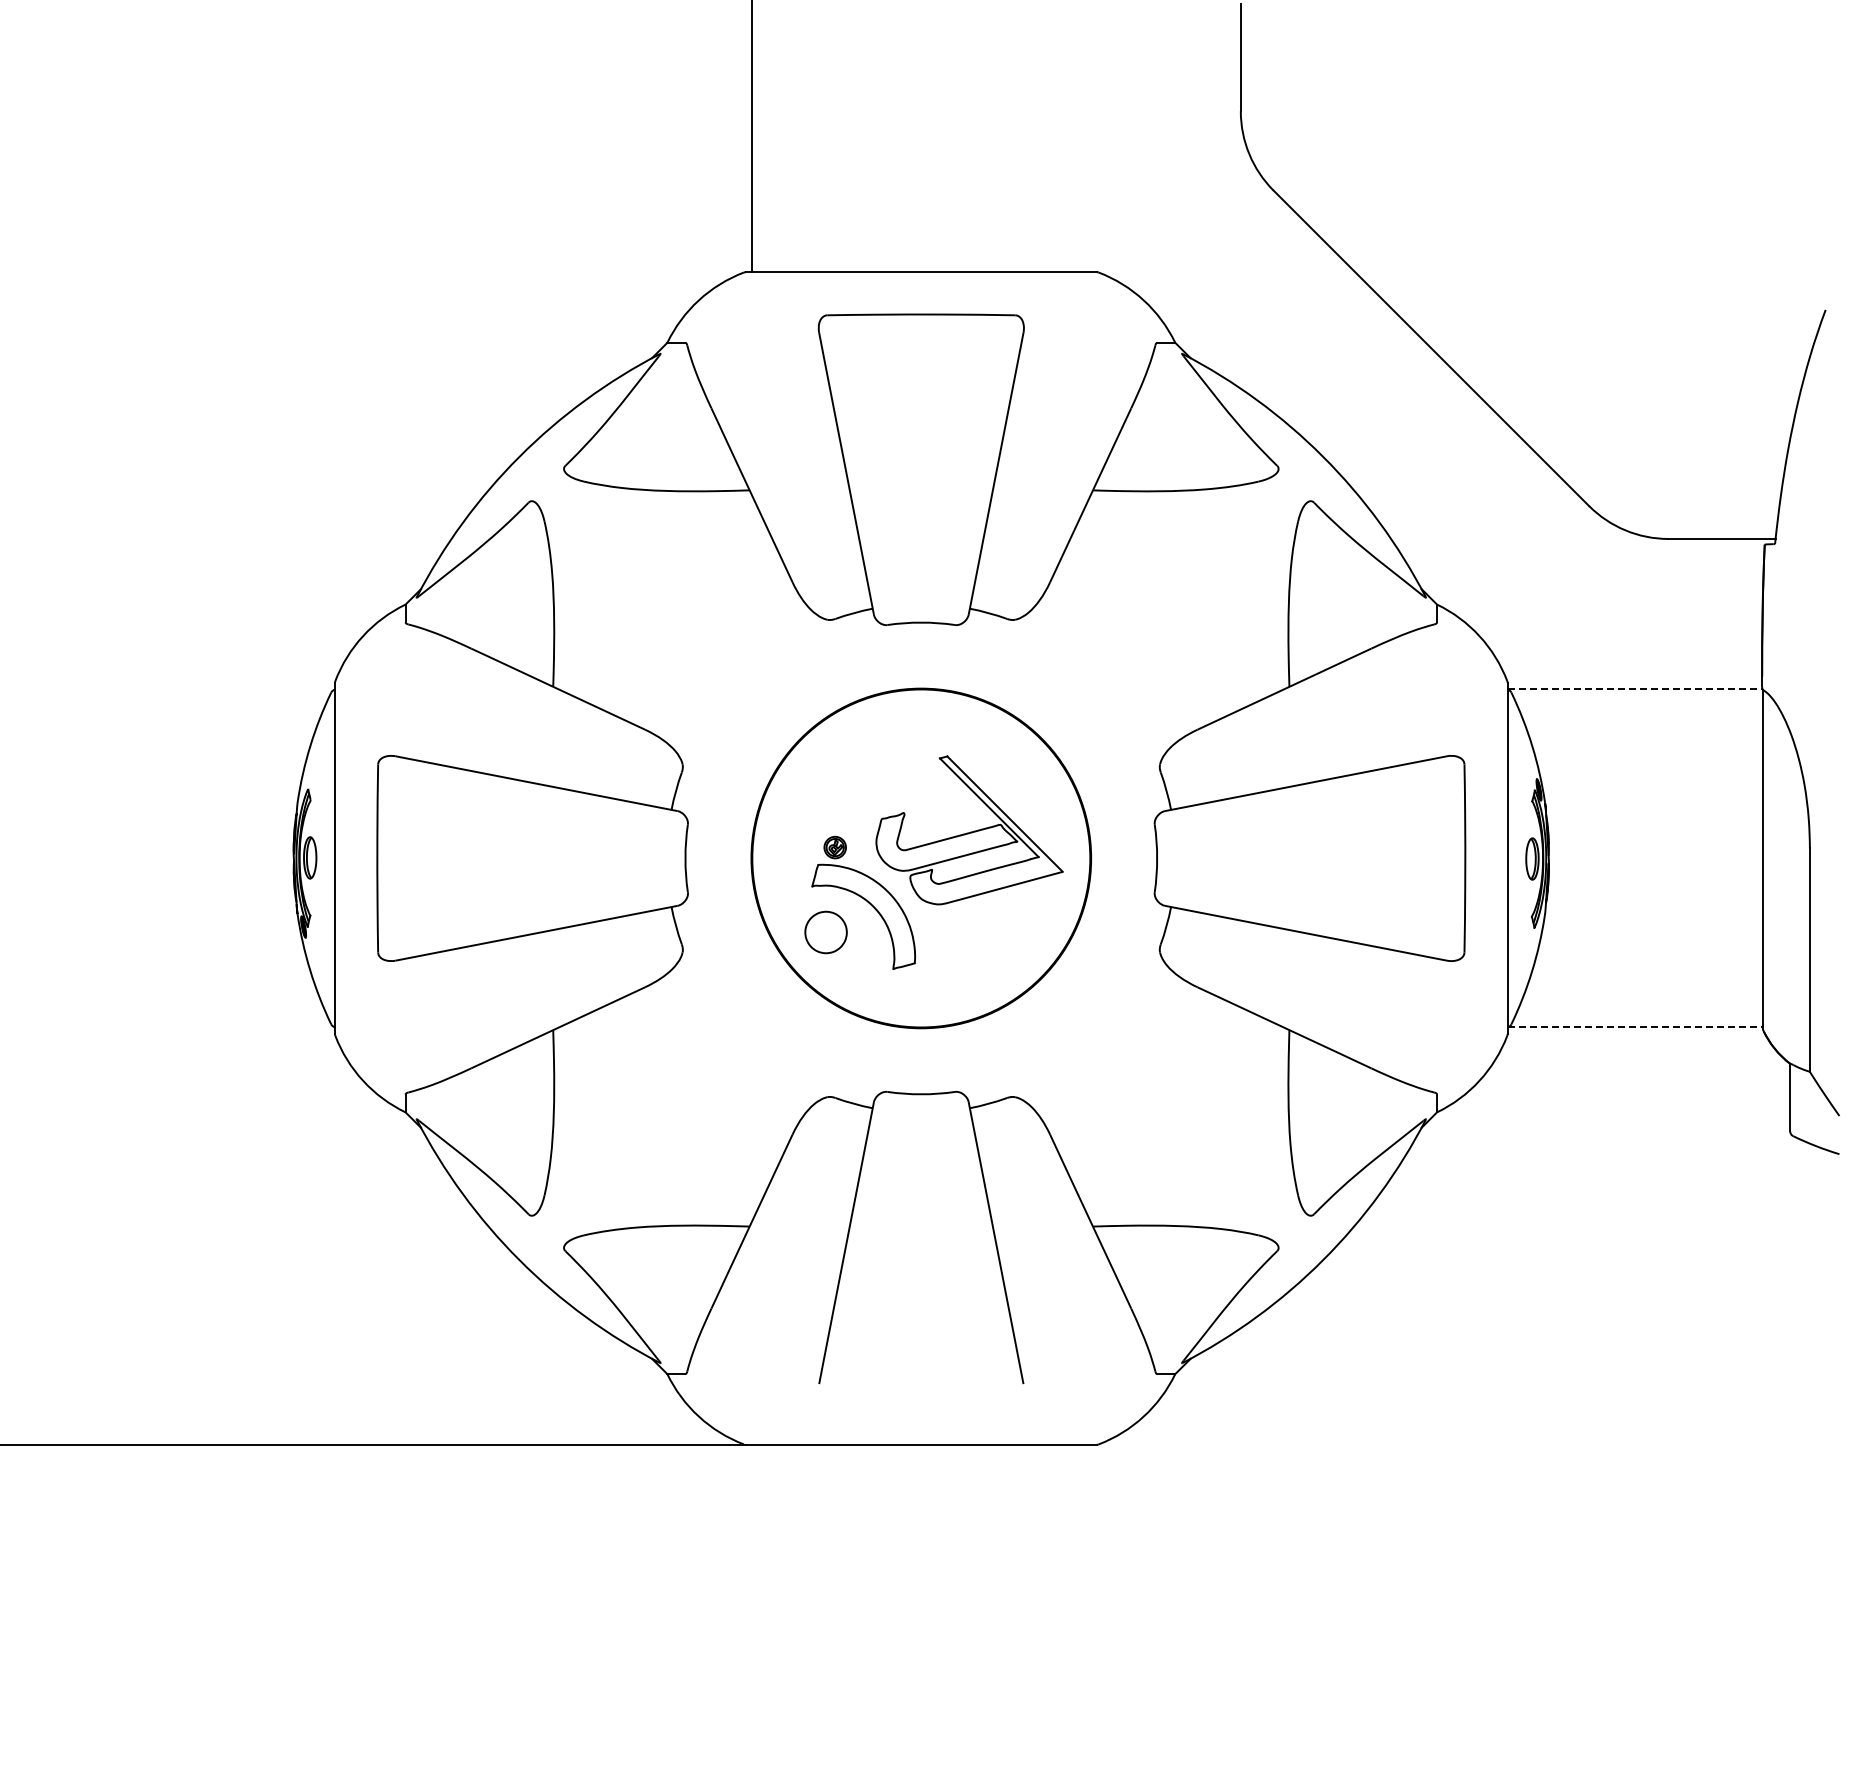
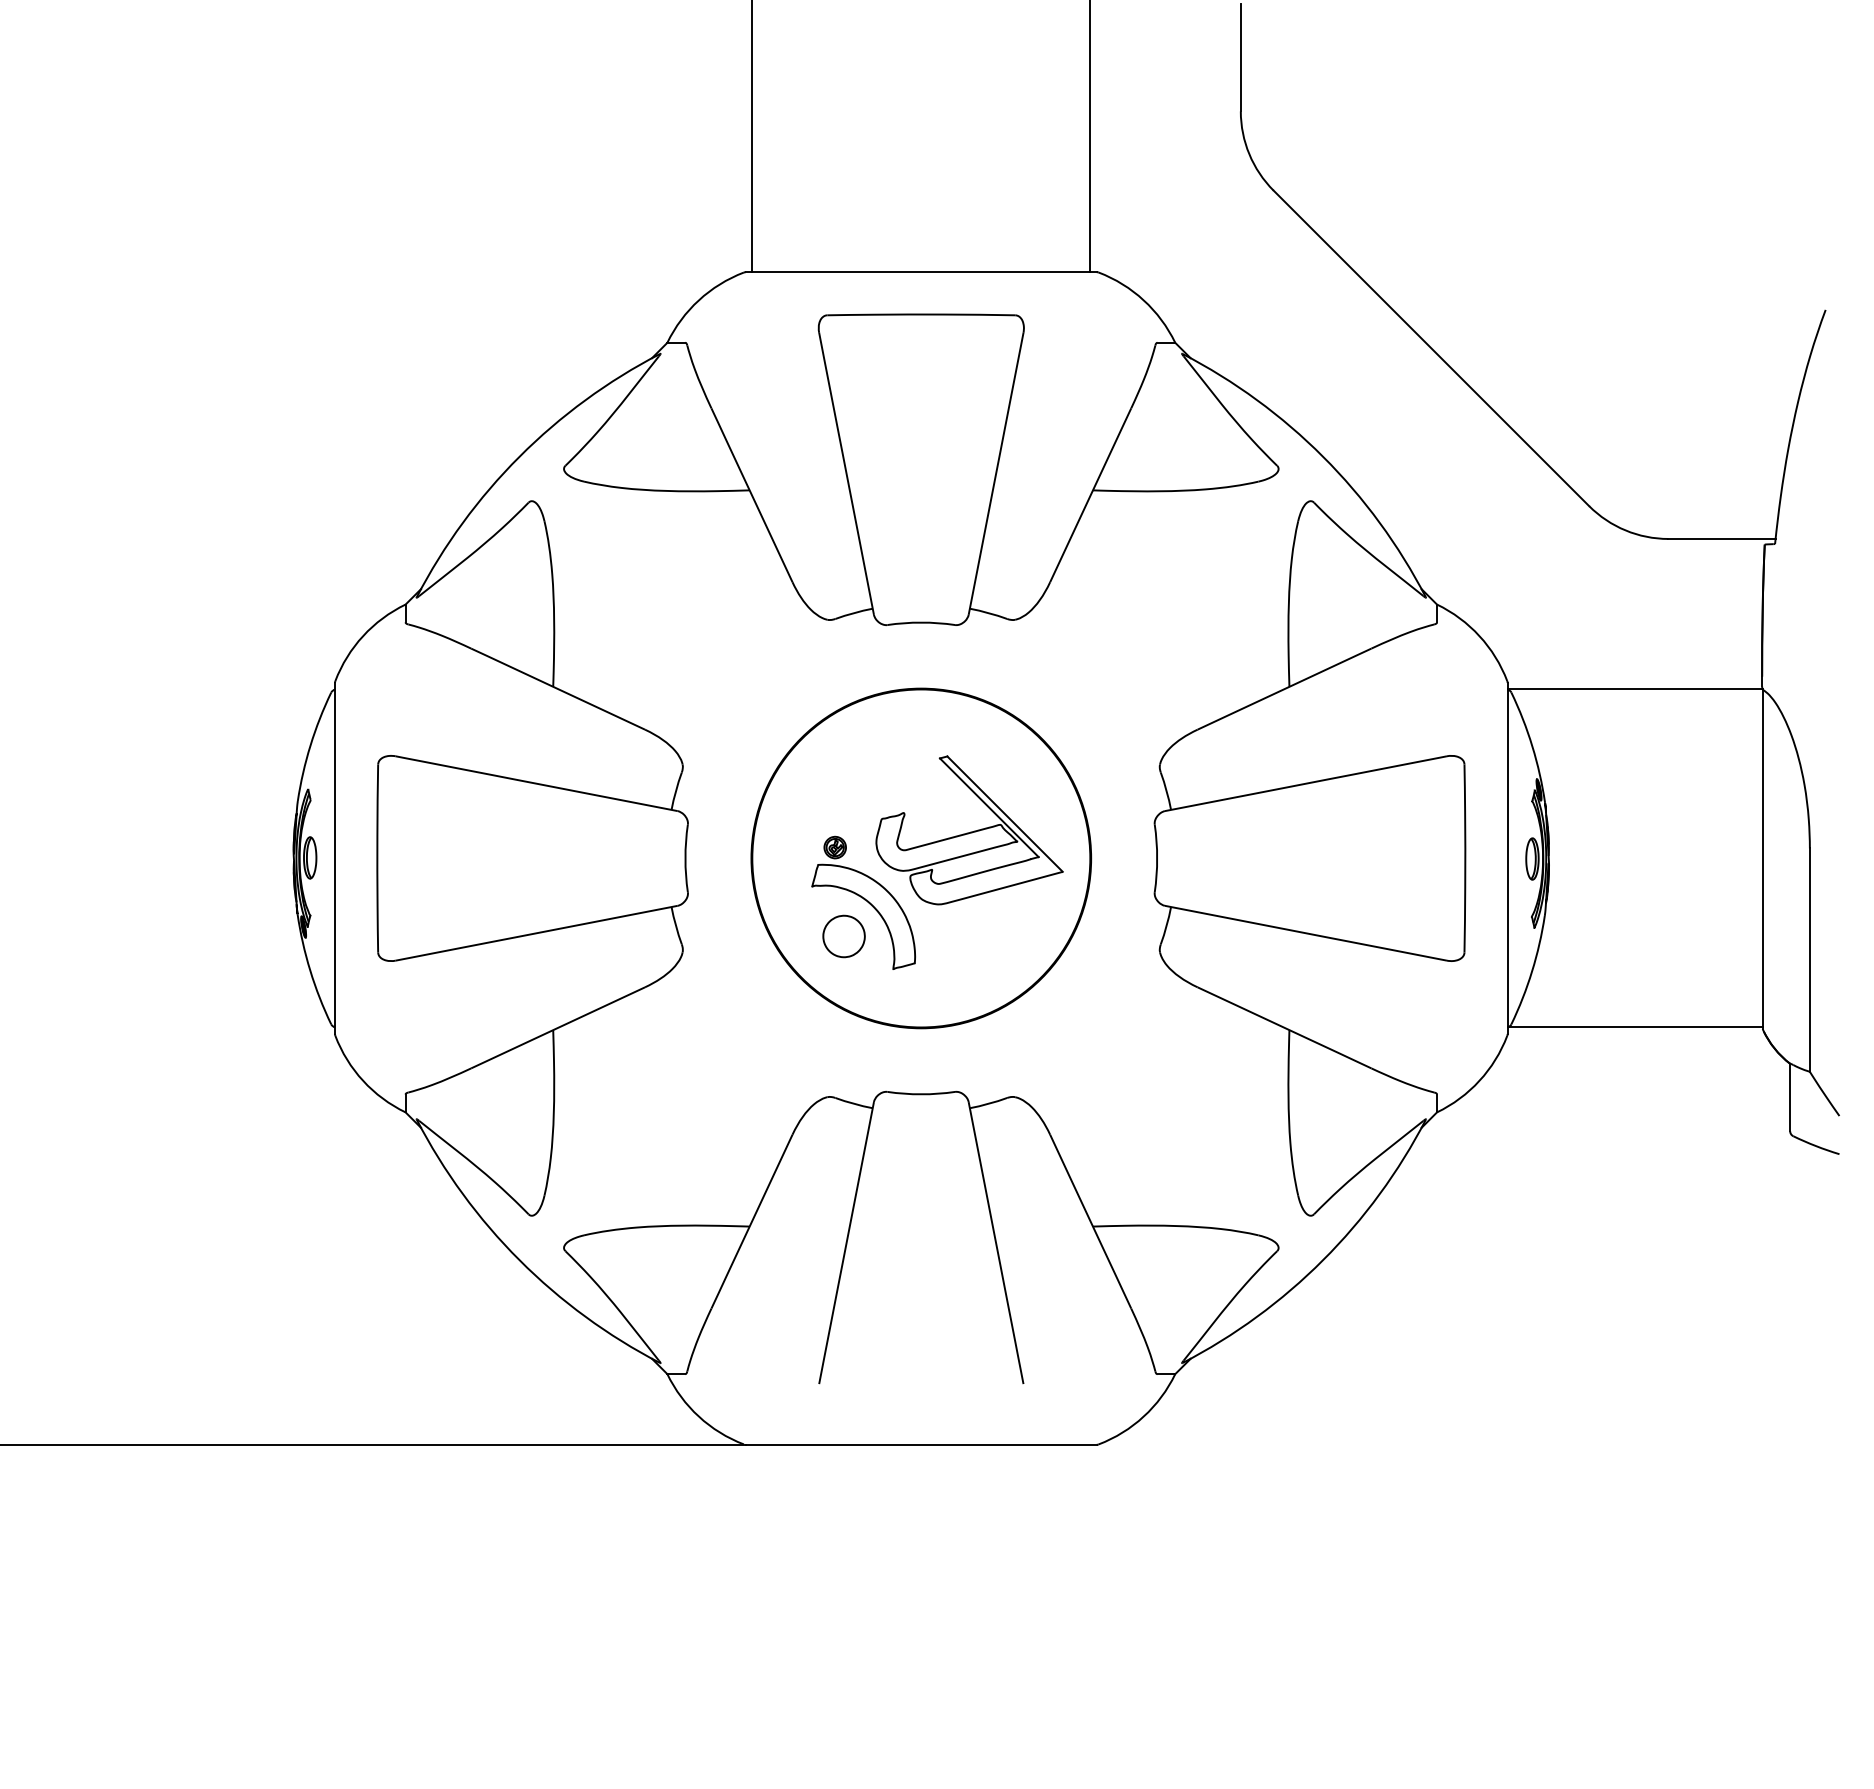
line: none -> present (1090, 137)
line: dashed -> solid (1635, 689)
part position: (825, 932) -> (843, 936) (843, 936)
line: dashed -> solid (1635, 1027)
